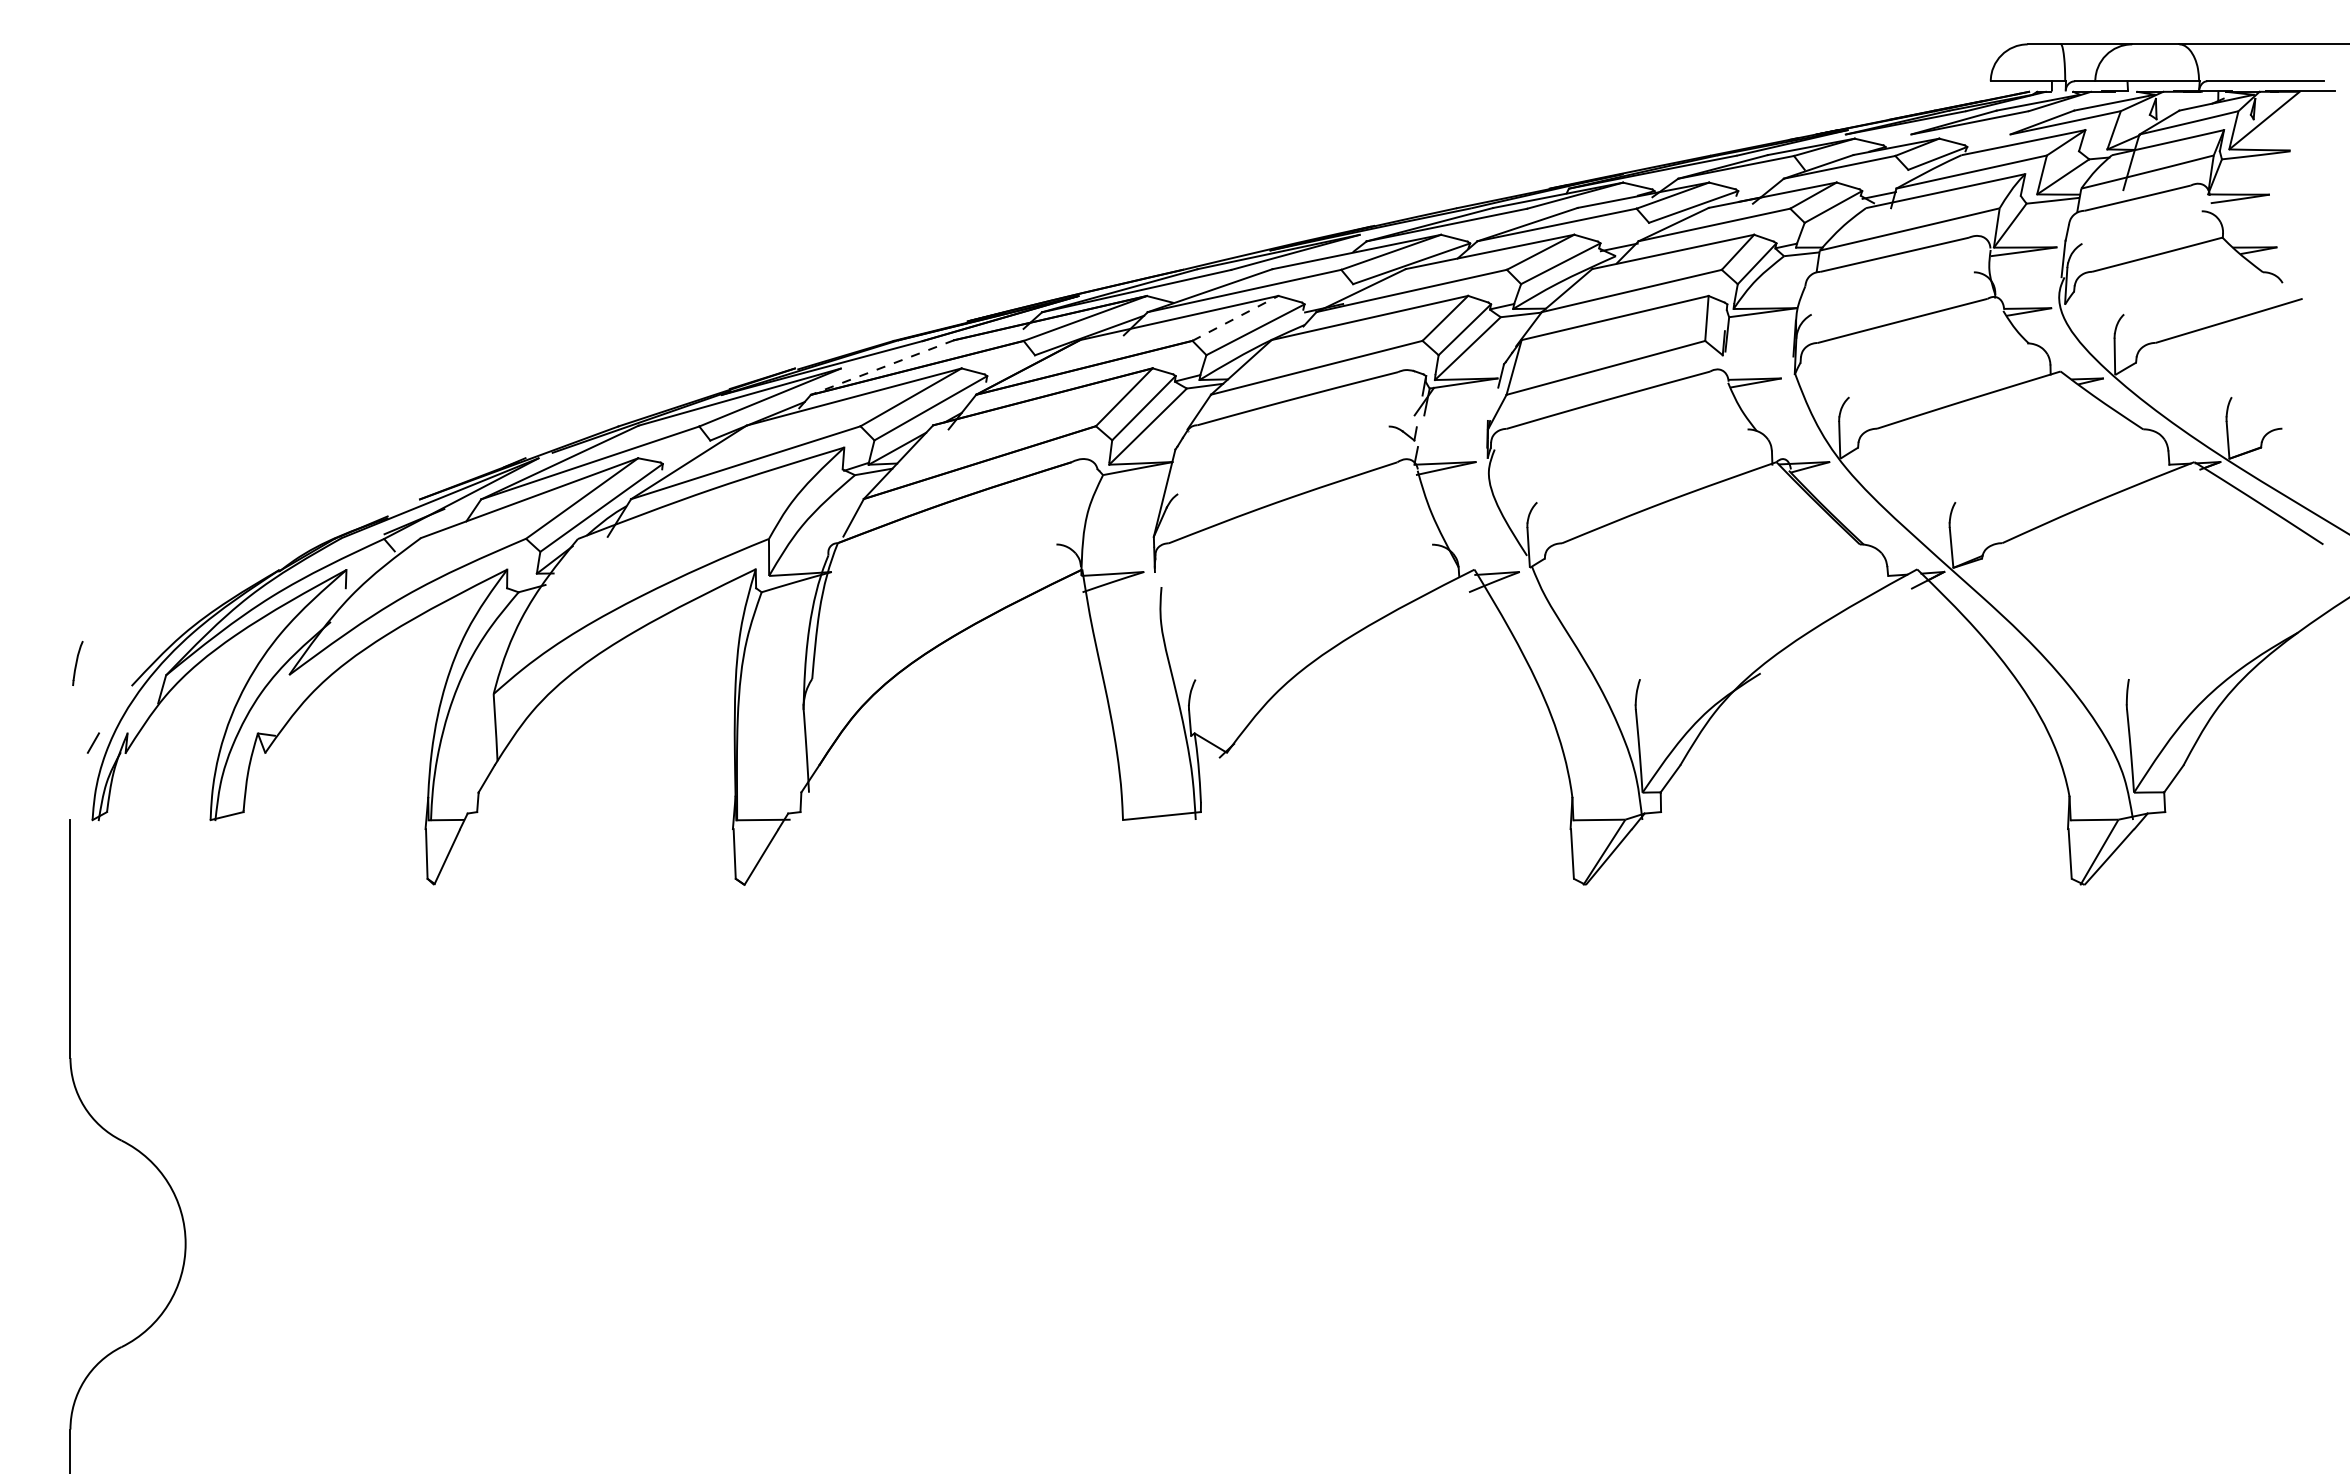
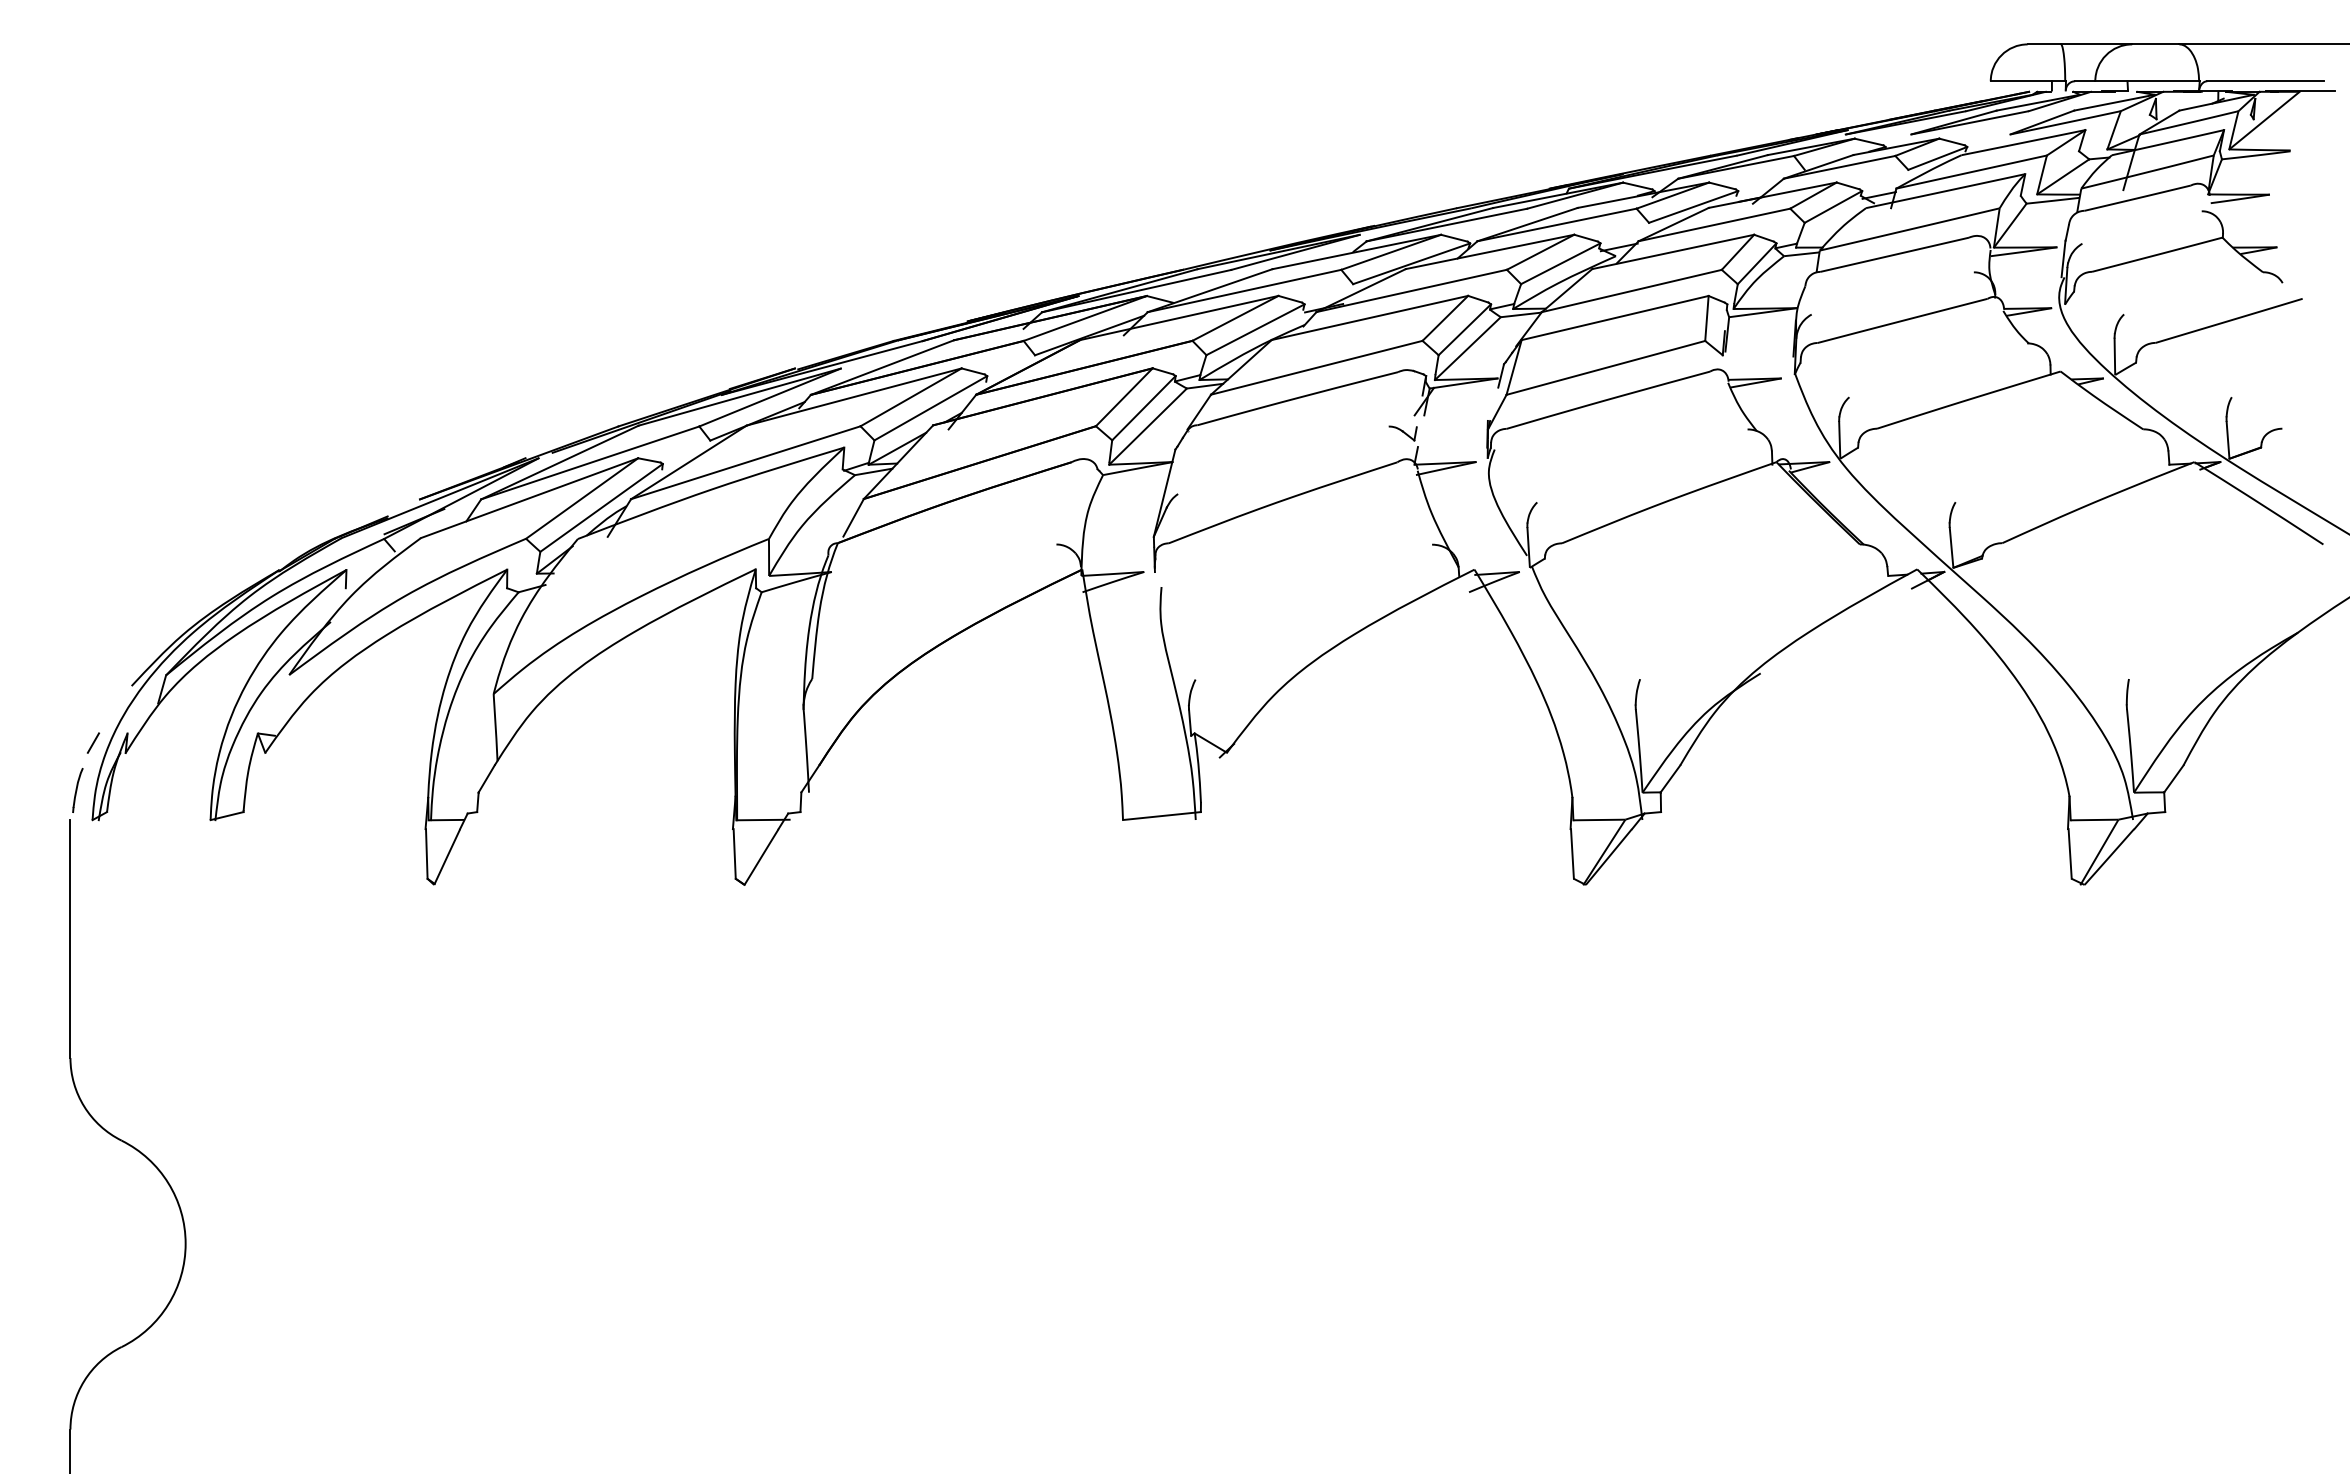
line: dashed -> solid (1235, 318)
line: dashed -> solid (882, 367)
part position: (77, 663) -> (77, 790) (77, 790)
